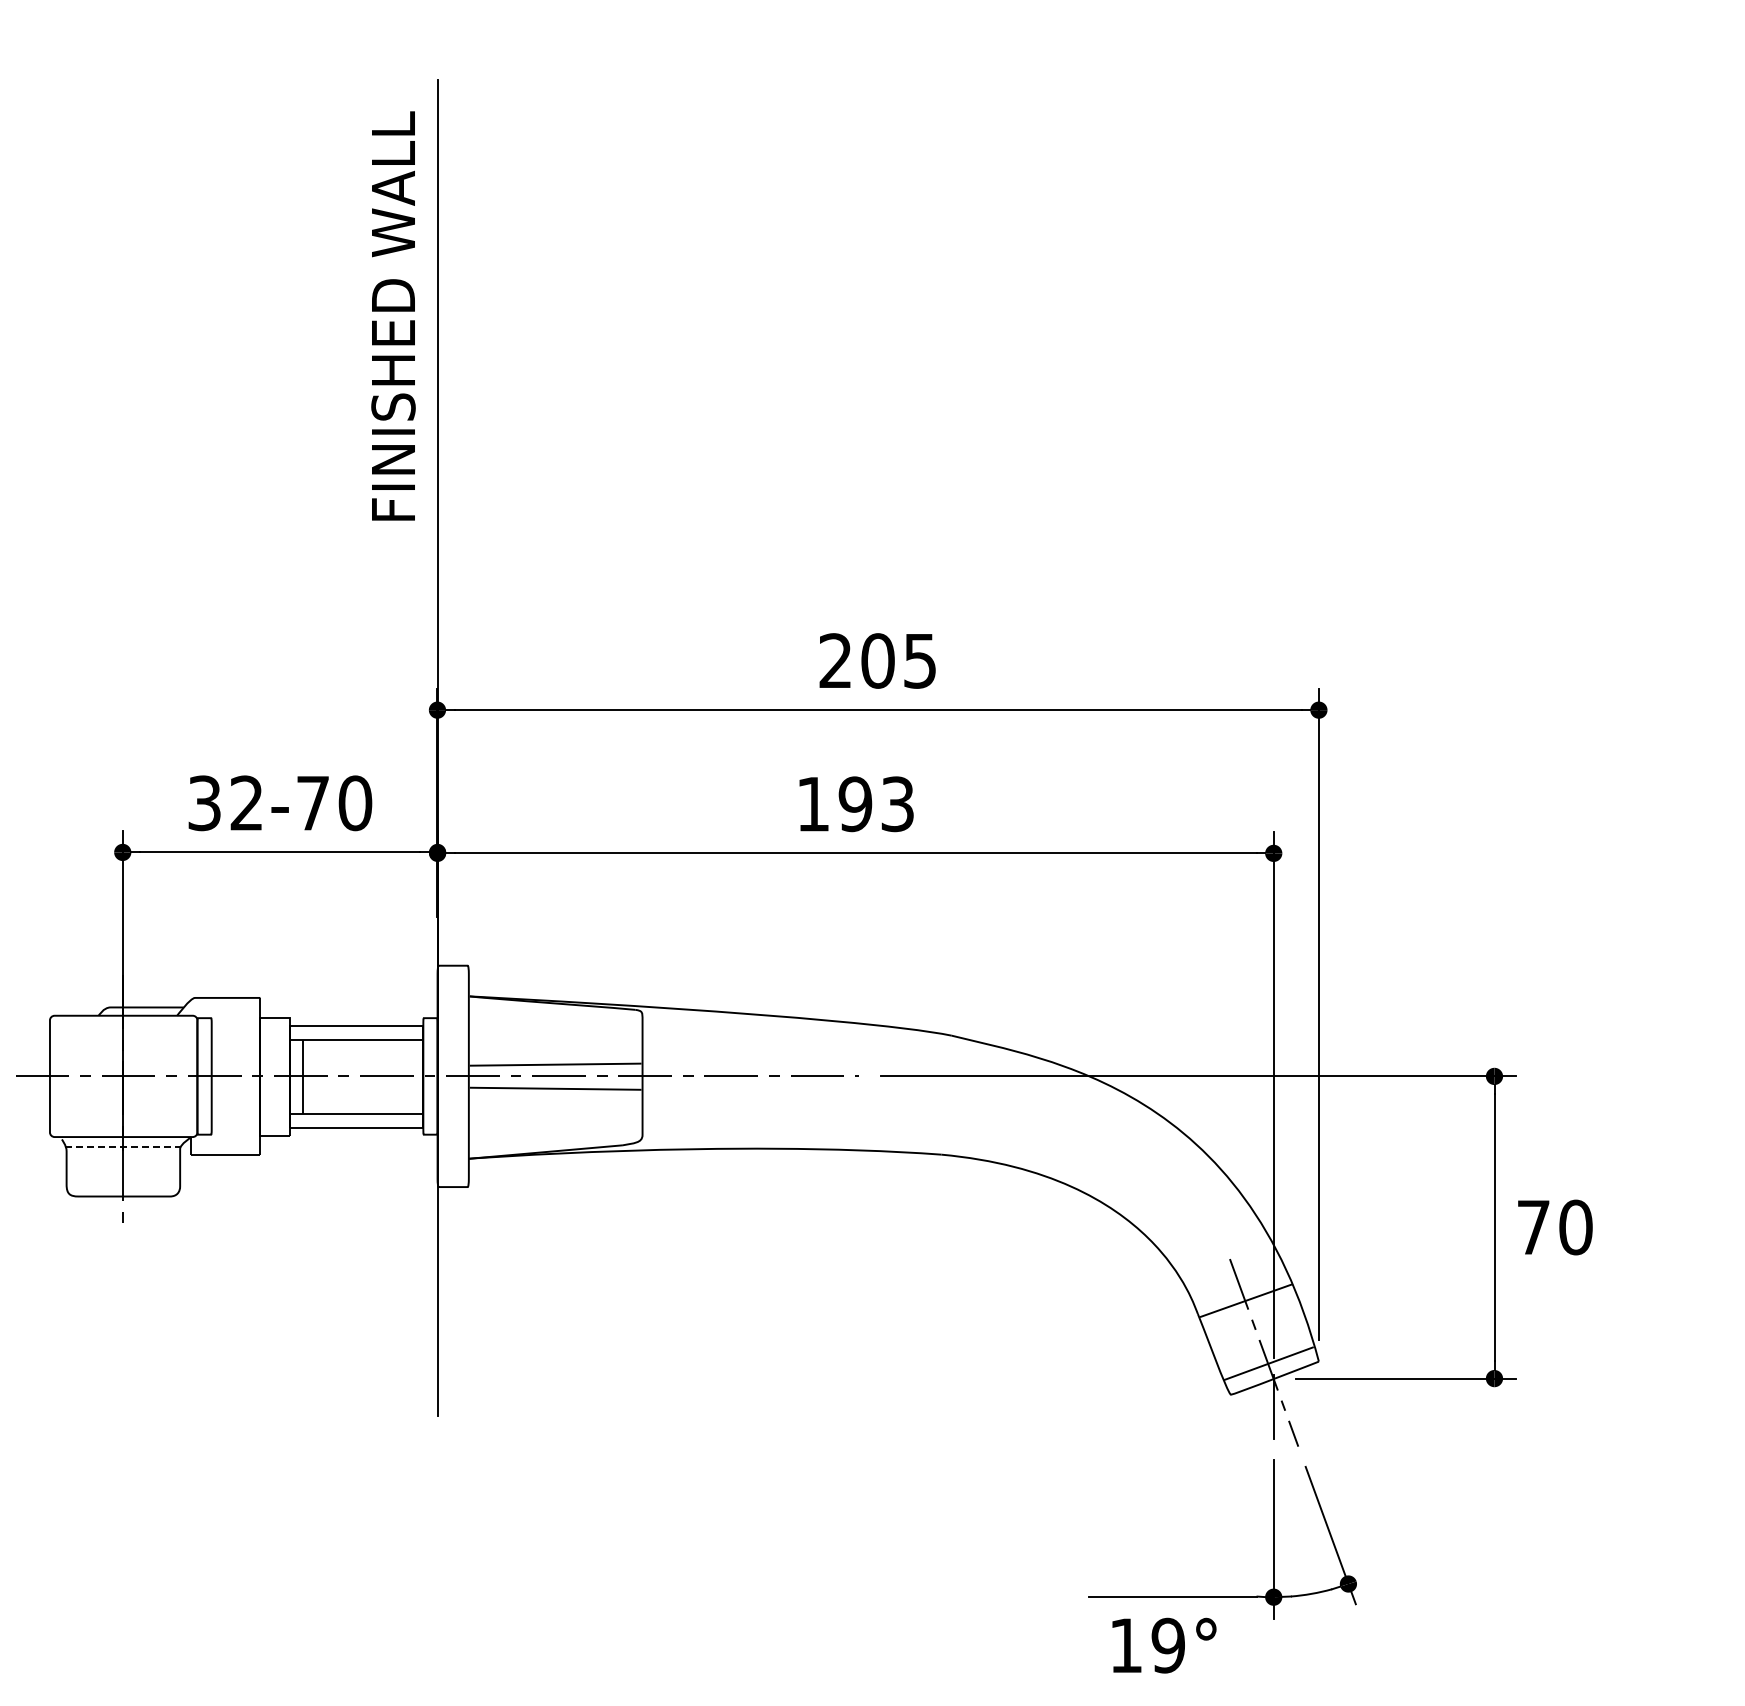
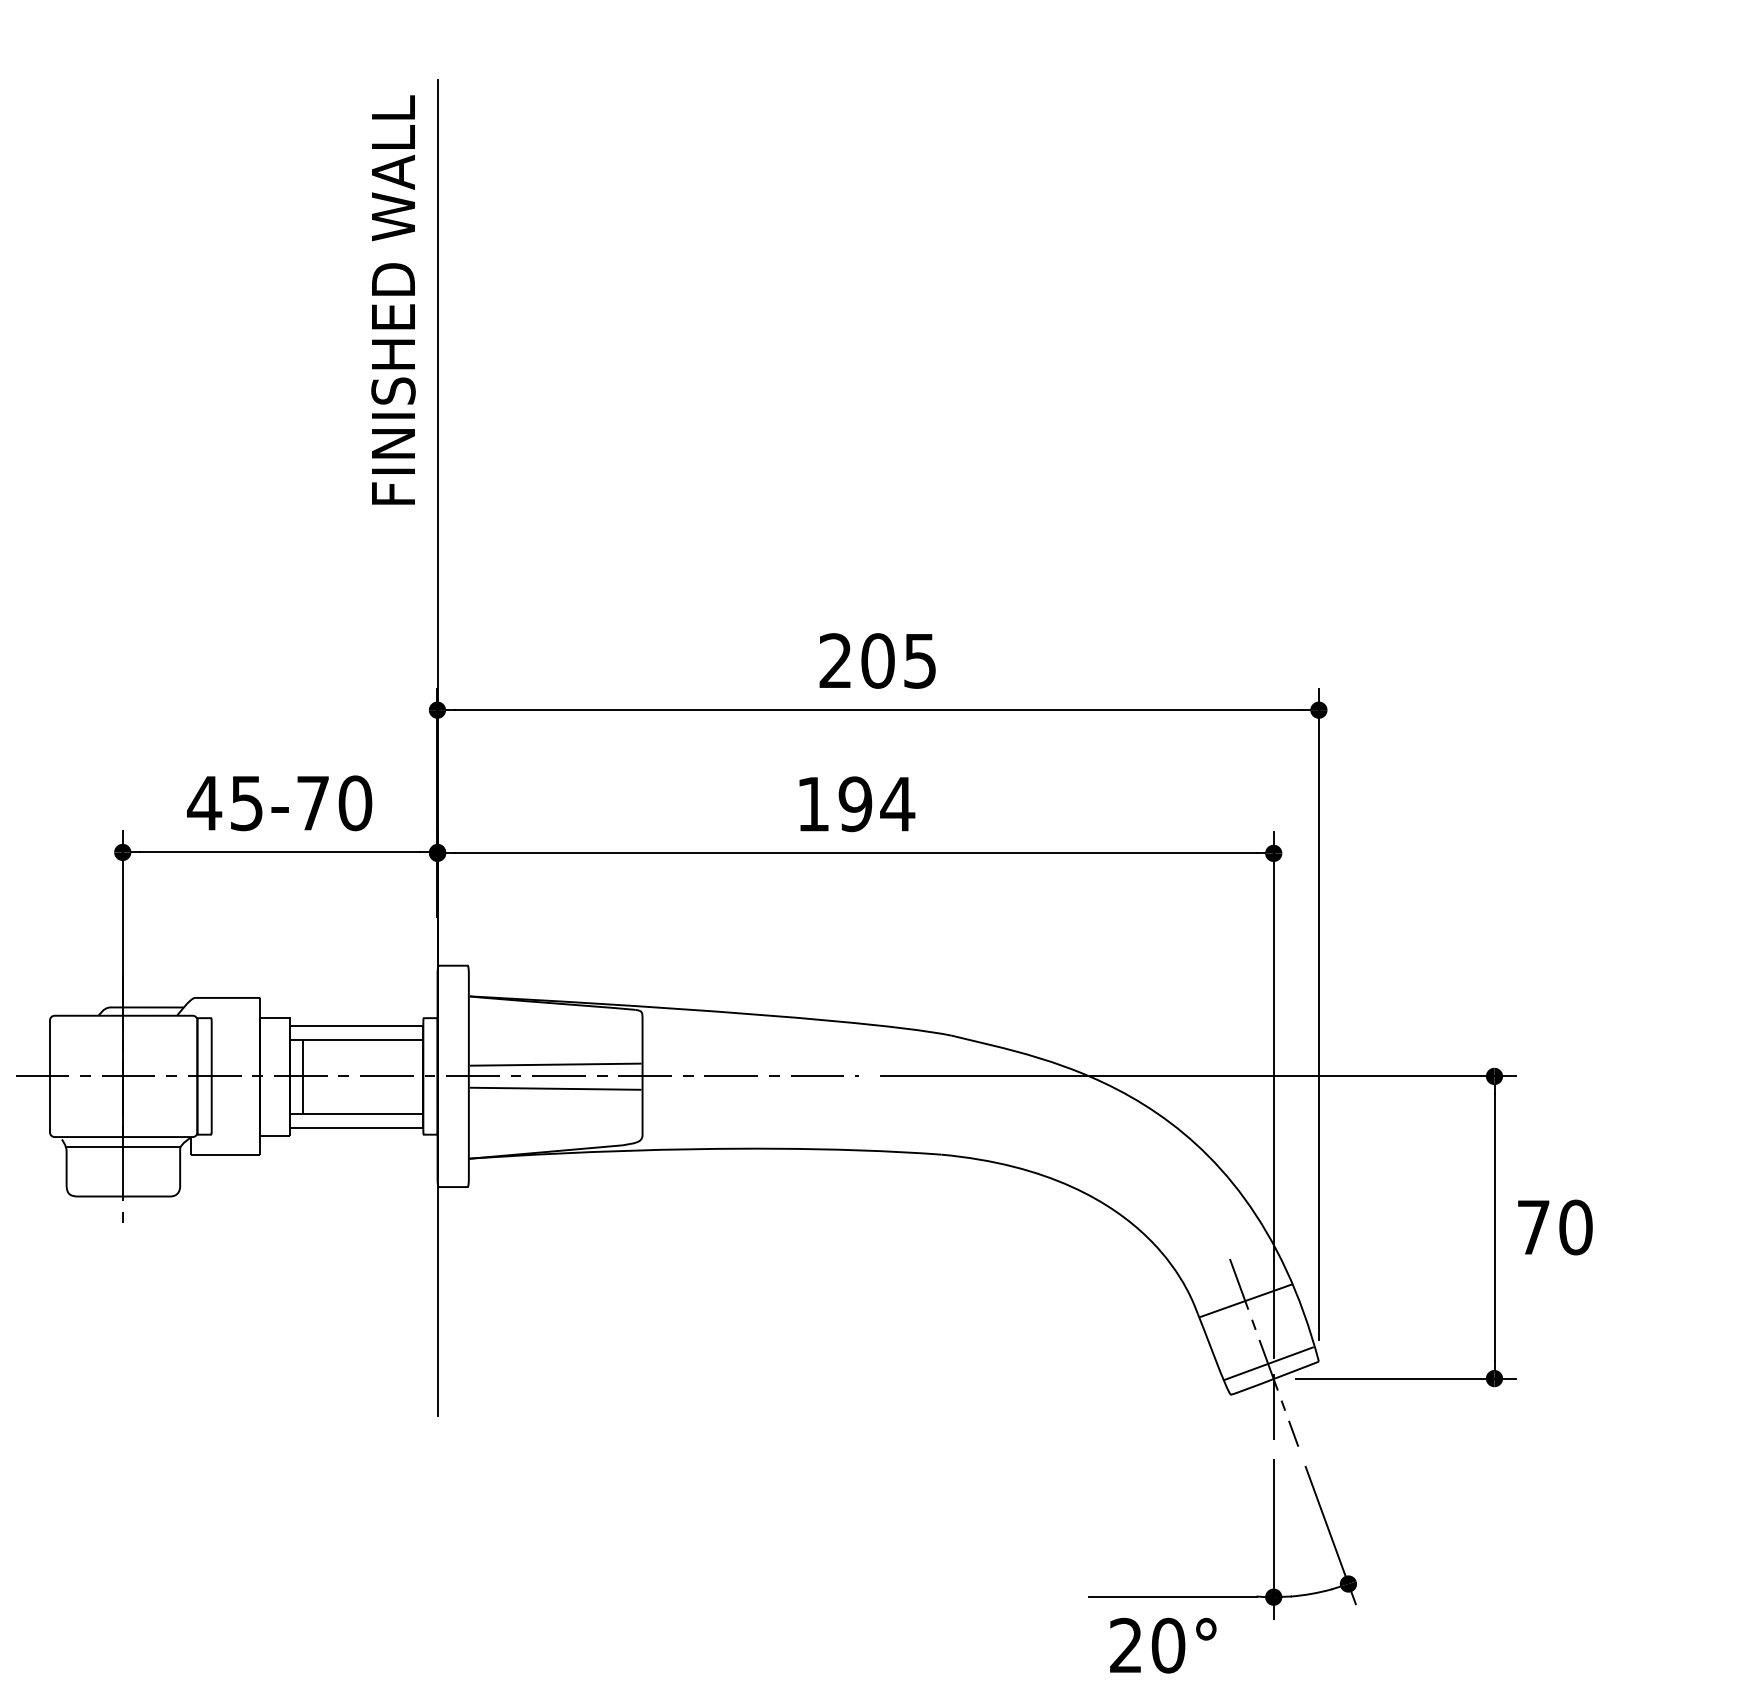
text position: (393, 315) -> (393, 299) (393, 299)
text: 32-70 -> 45-70 (224, 803)
text: 193 -> 194 (897, 804)
line: dashed -> solid (123, 1146)
text: 19° -> 20° (1147, 1645)
